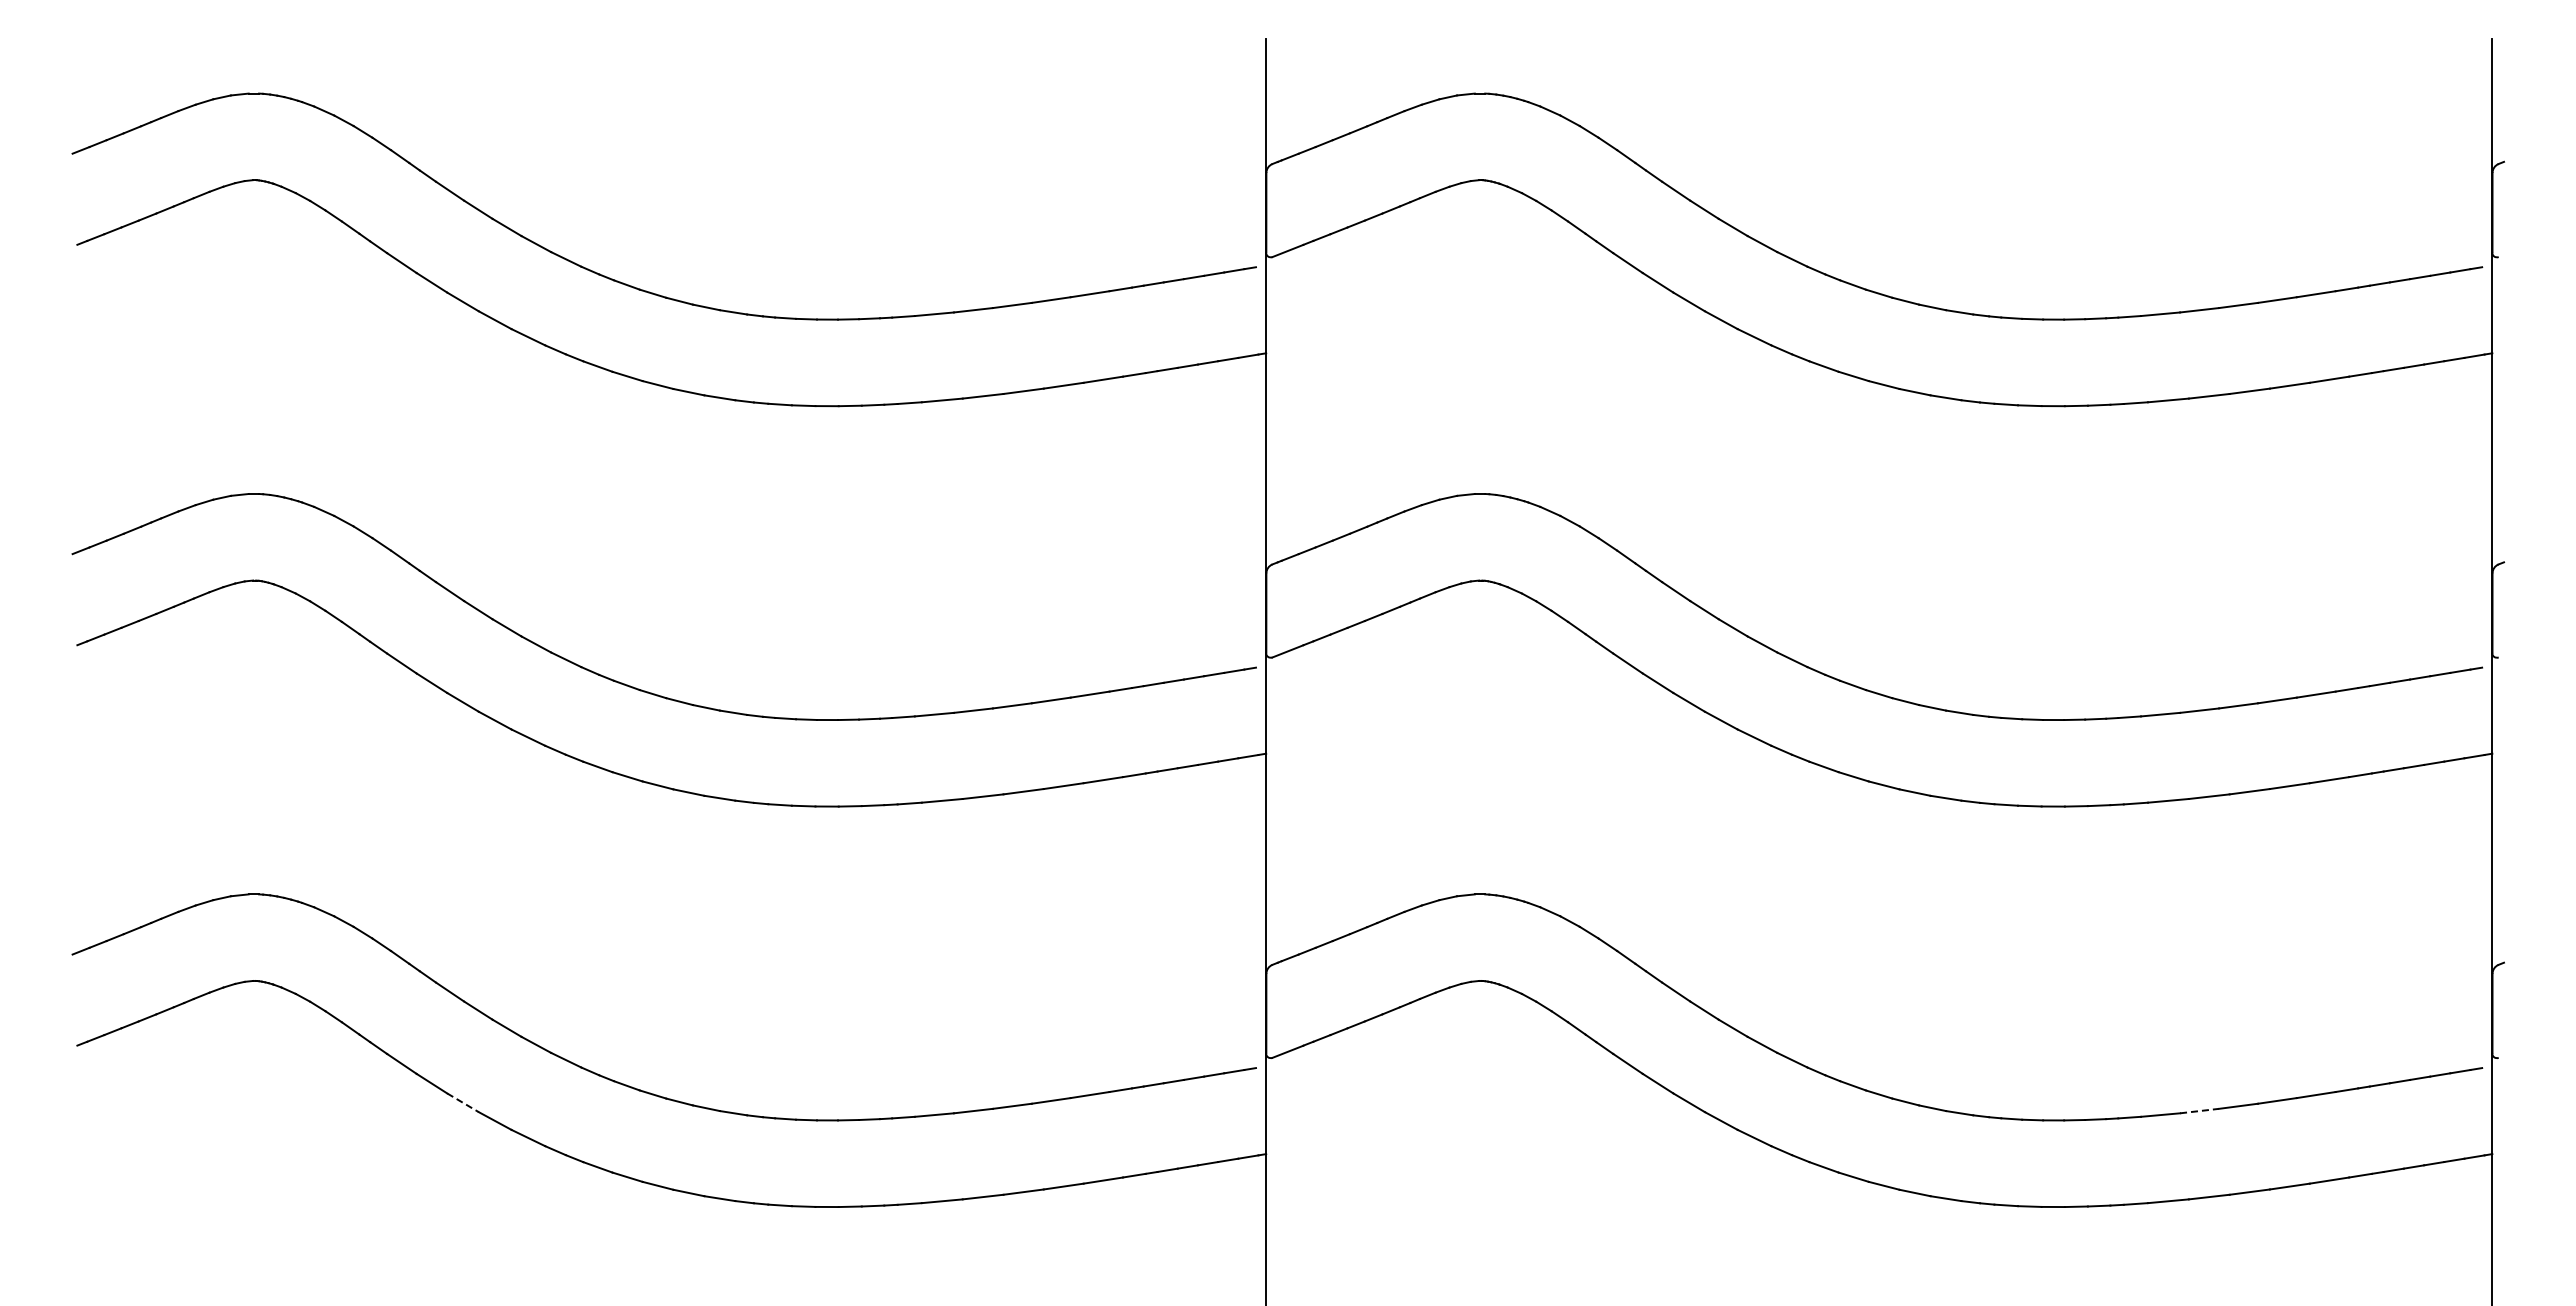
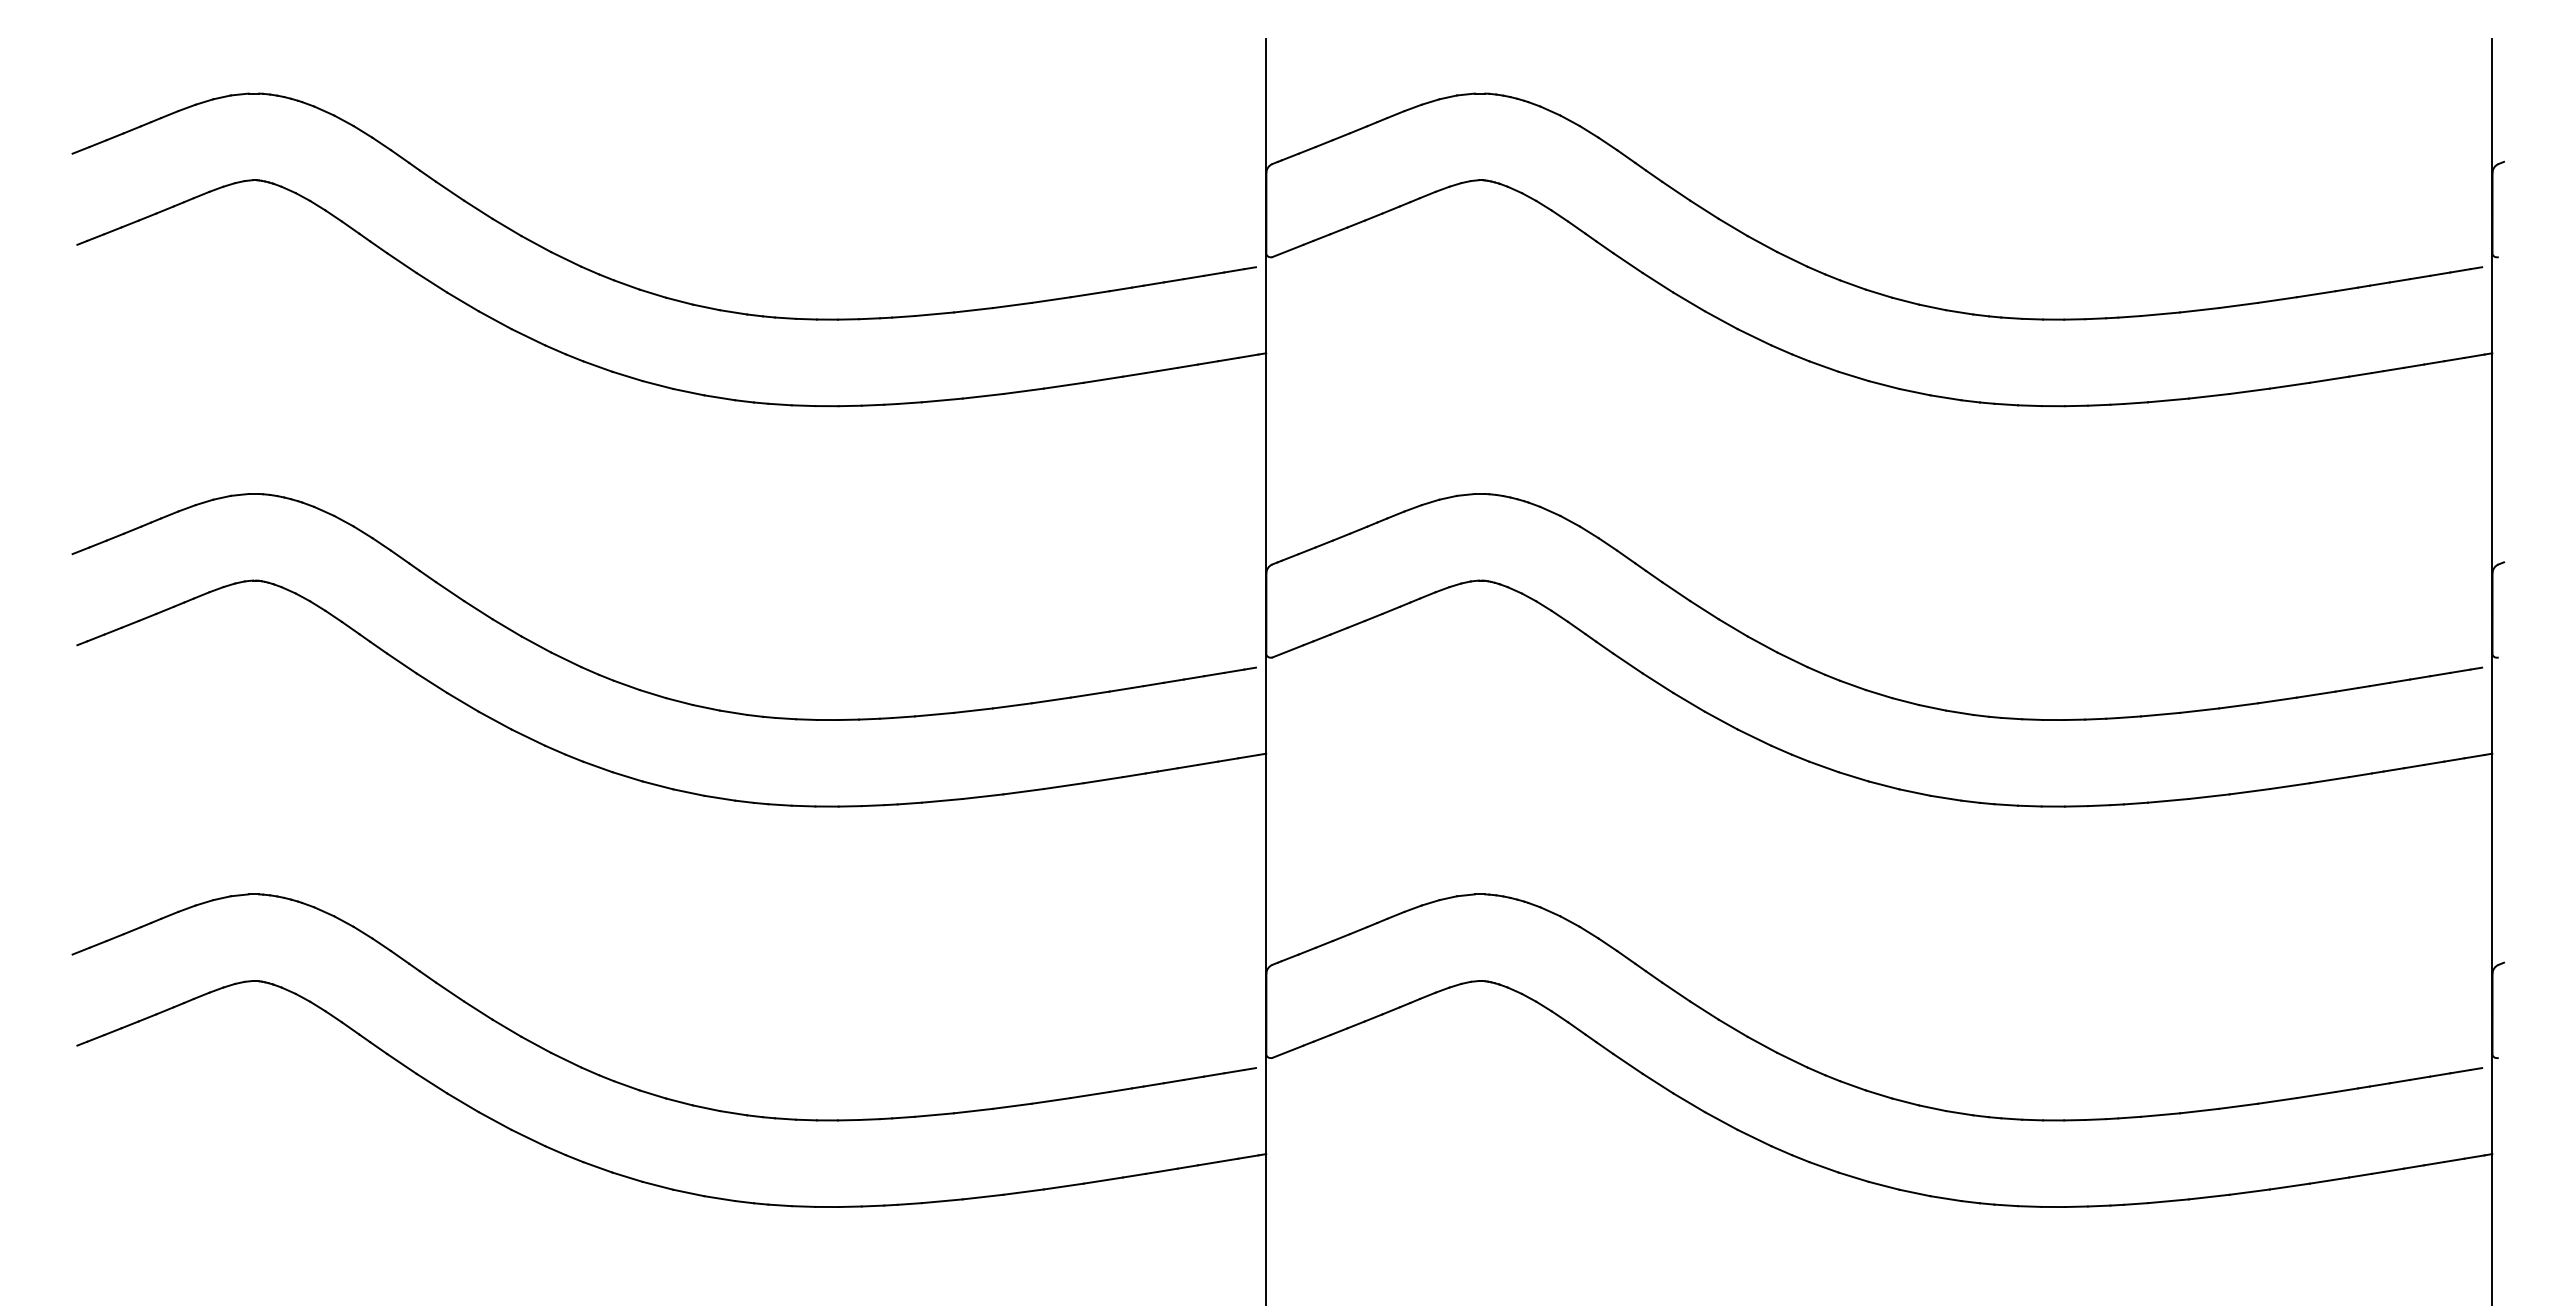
line: dashed -> solid (463, 1103)
line: dashed -> solid (2199, 1111)
